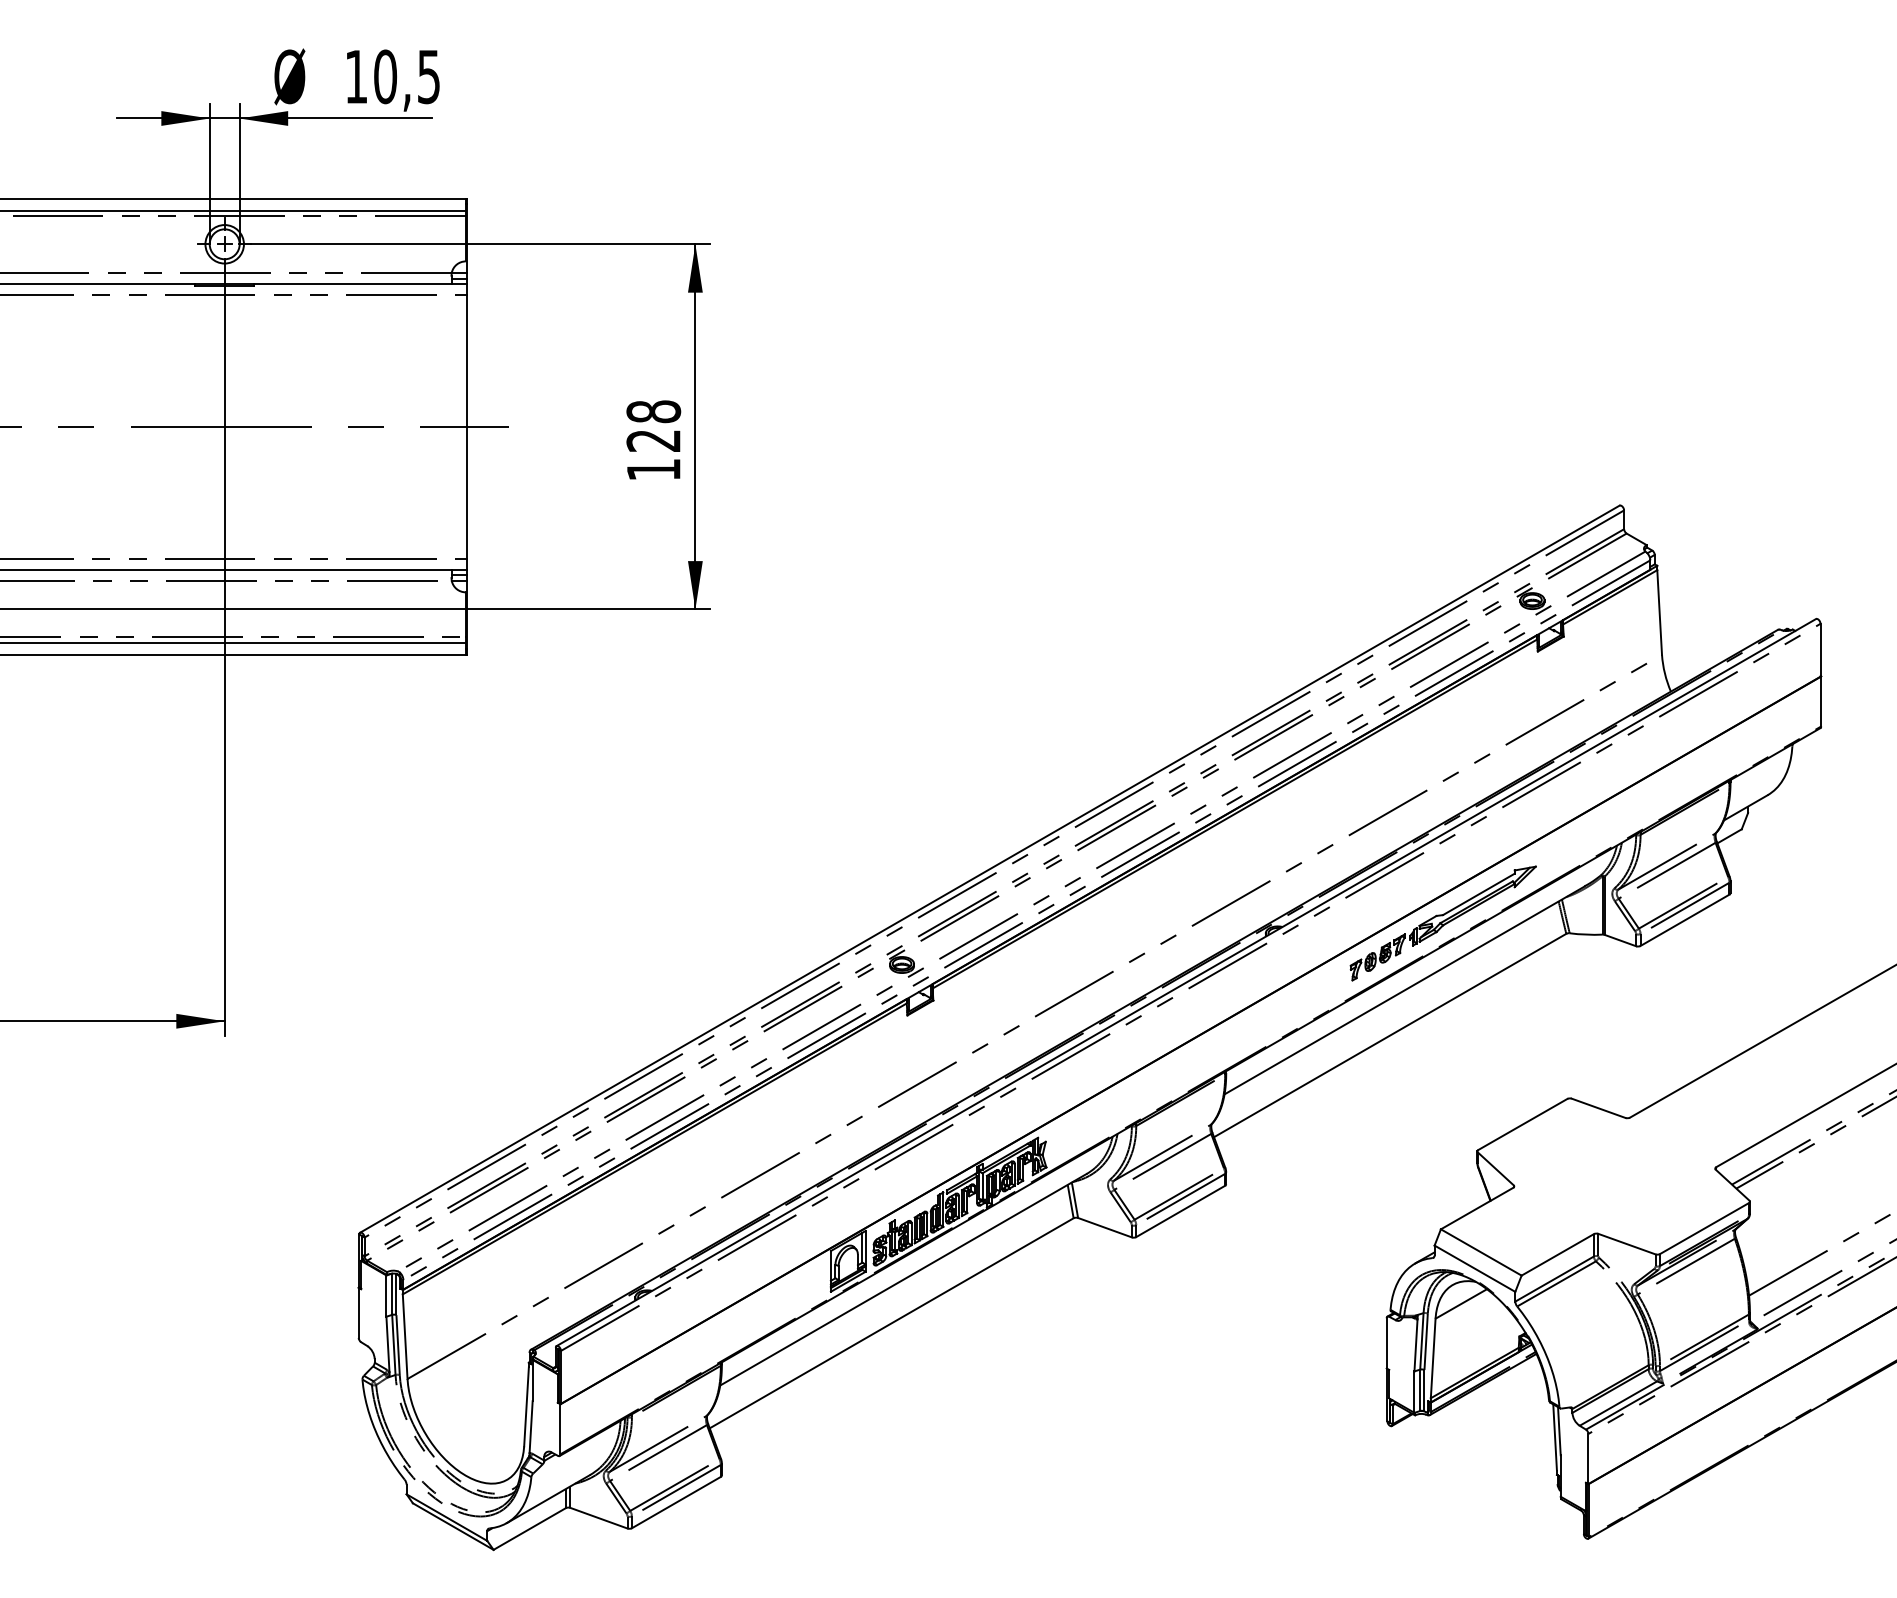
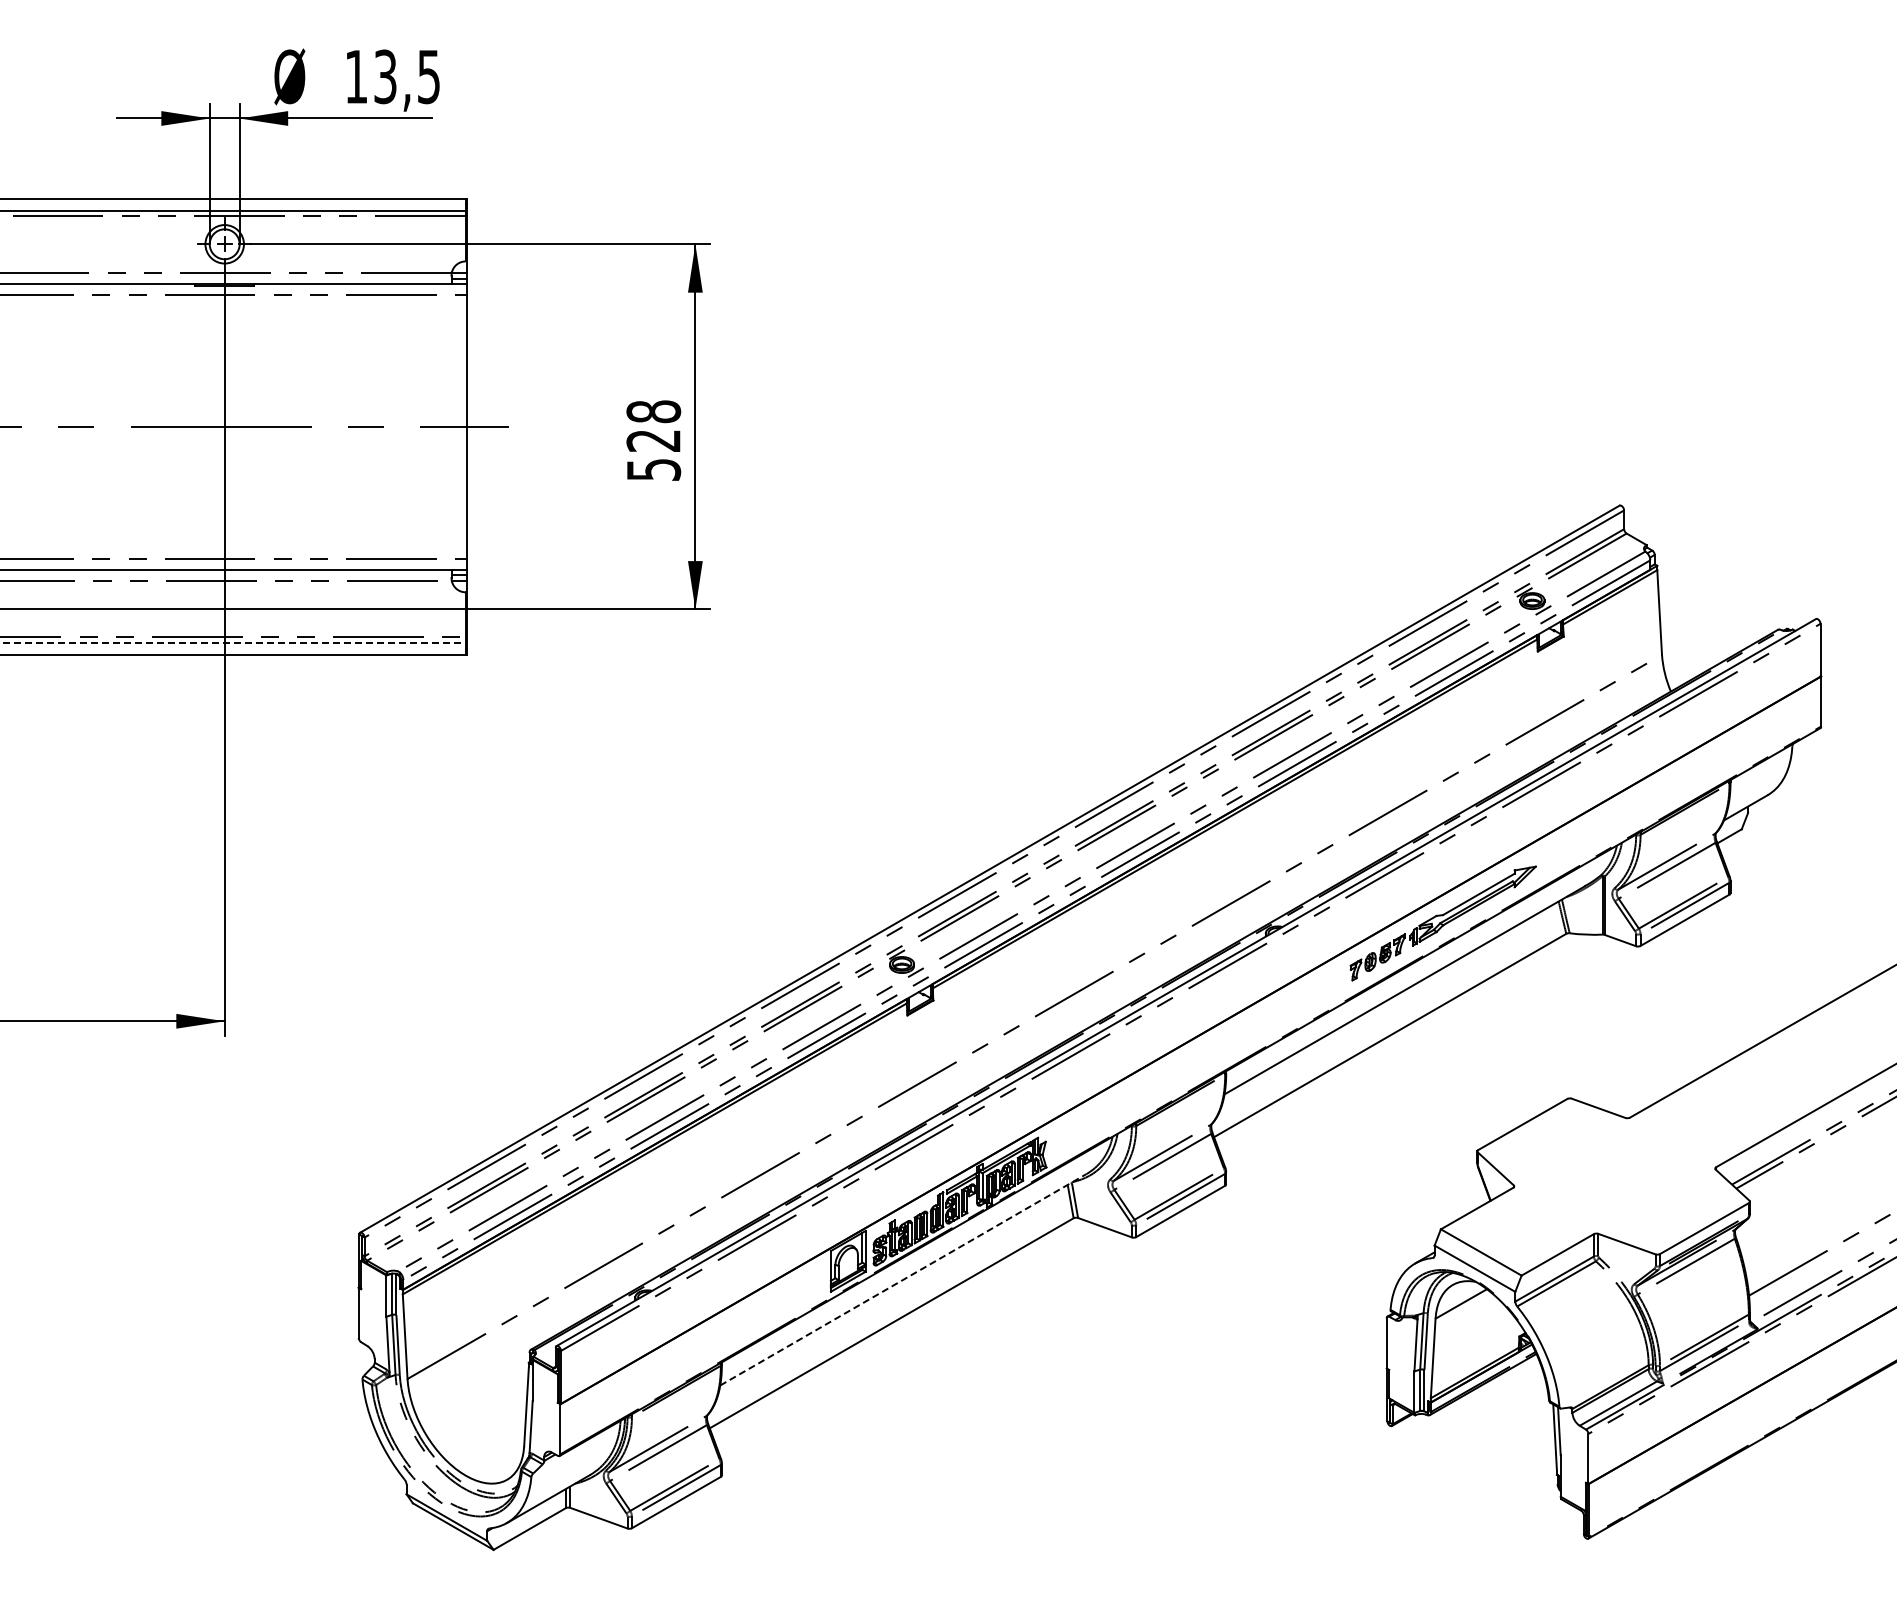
text: 10,5 -> 13,5 (385, 76)
text: 128 -> 528 (654, 469)
line: solid -> dashed (233, 643)
line: solid -> dashed (903, 1279)
